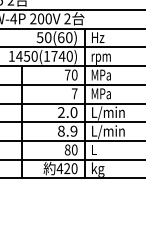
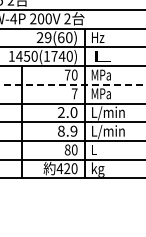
text: 50(60) -> 29(60) (43, 37)
text: rpm -> L (100, 57)
line: solid -> dashed (73, 84)
